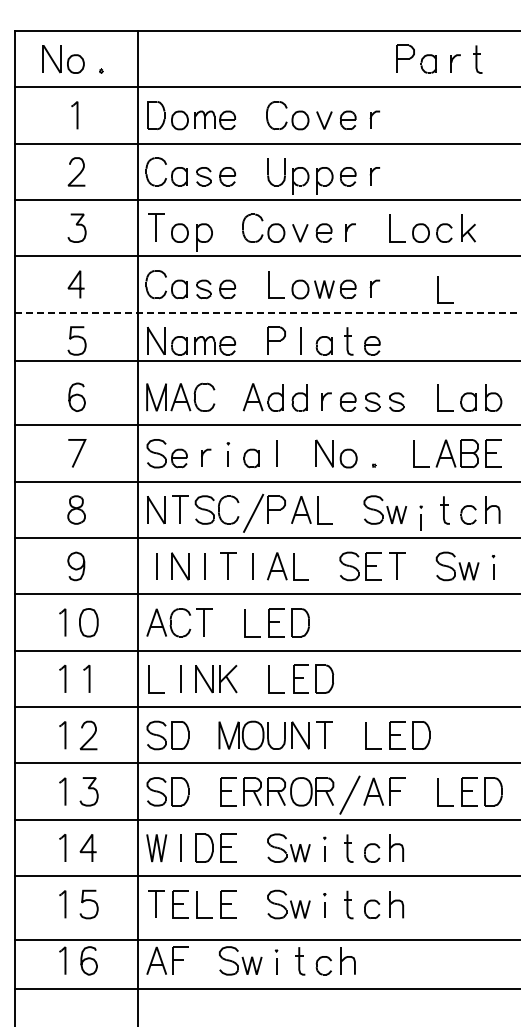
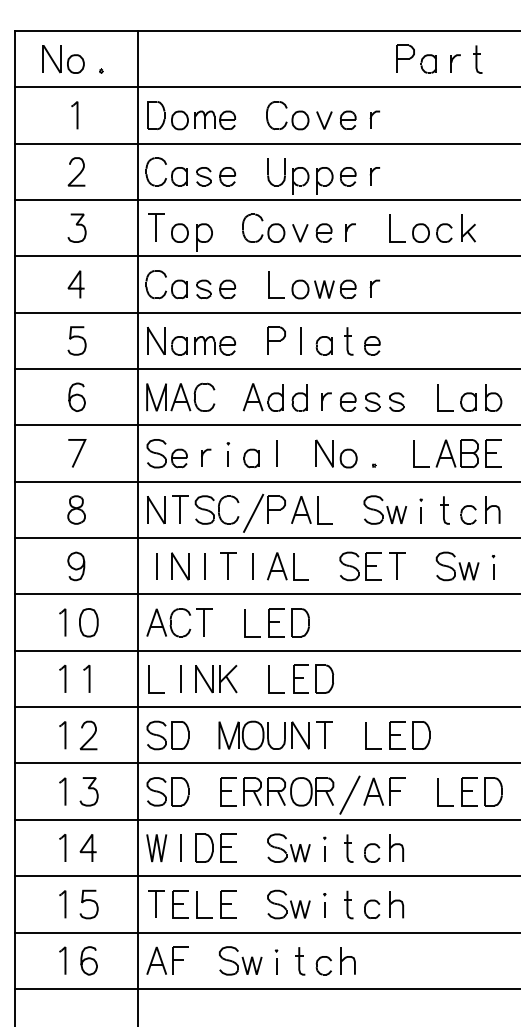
line: present -> none (438, 289)
line: dashed -> solid (268, 312)
line position: (266, 360) -> (266, 368) (266, 368)
part position: (420, 517) -> (420, 510) (420, 510)
line position: (266, 939) -> (266, 932) (266, 932)
